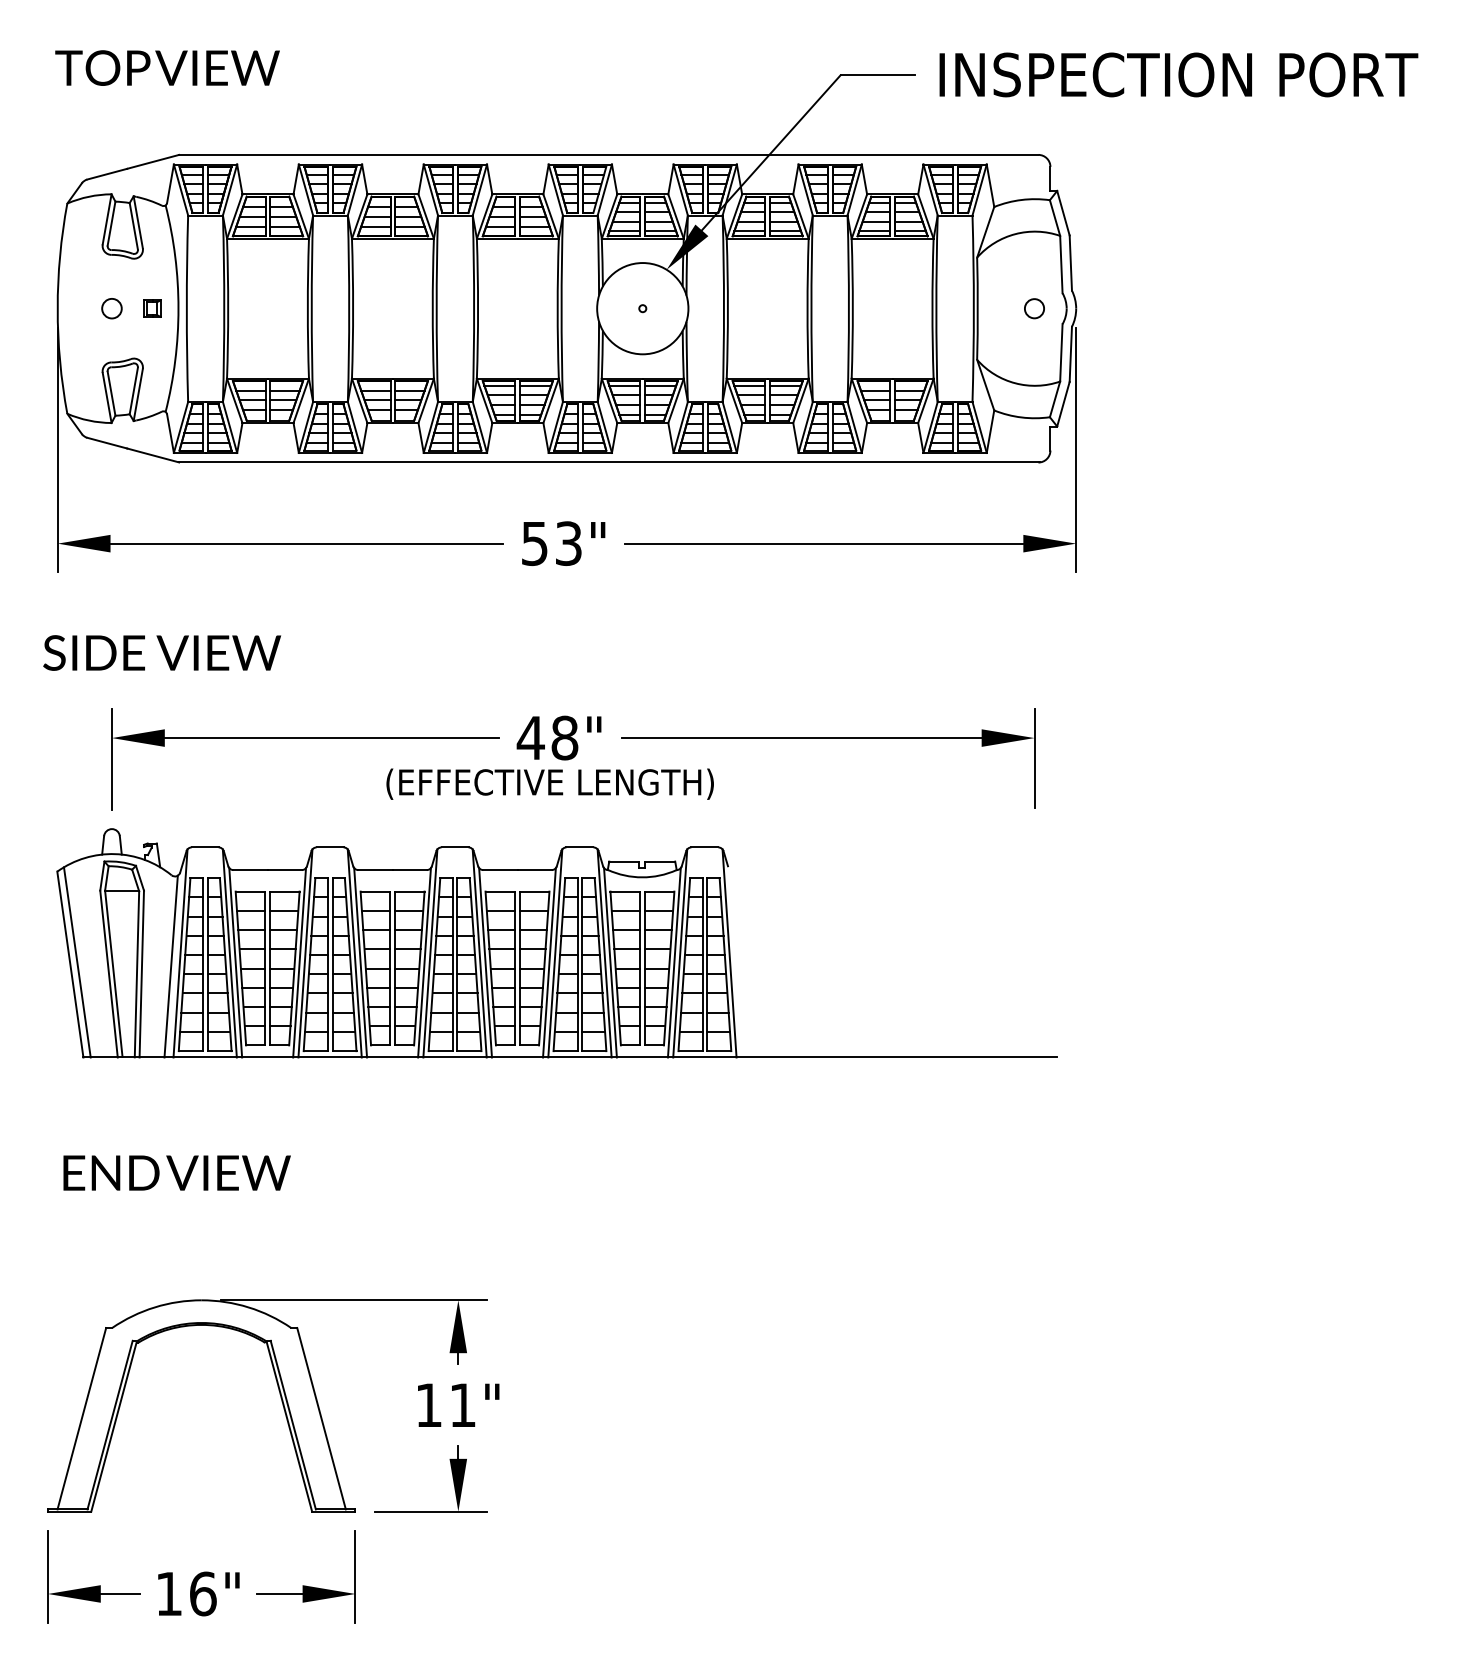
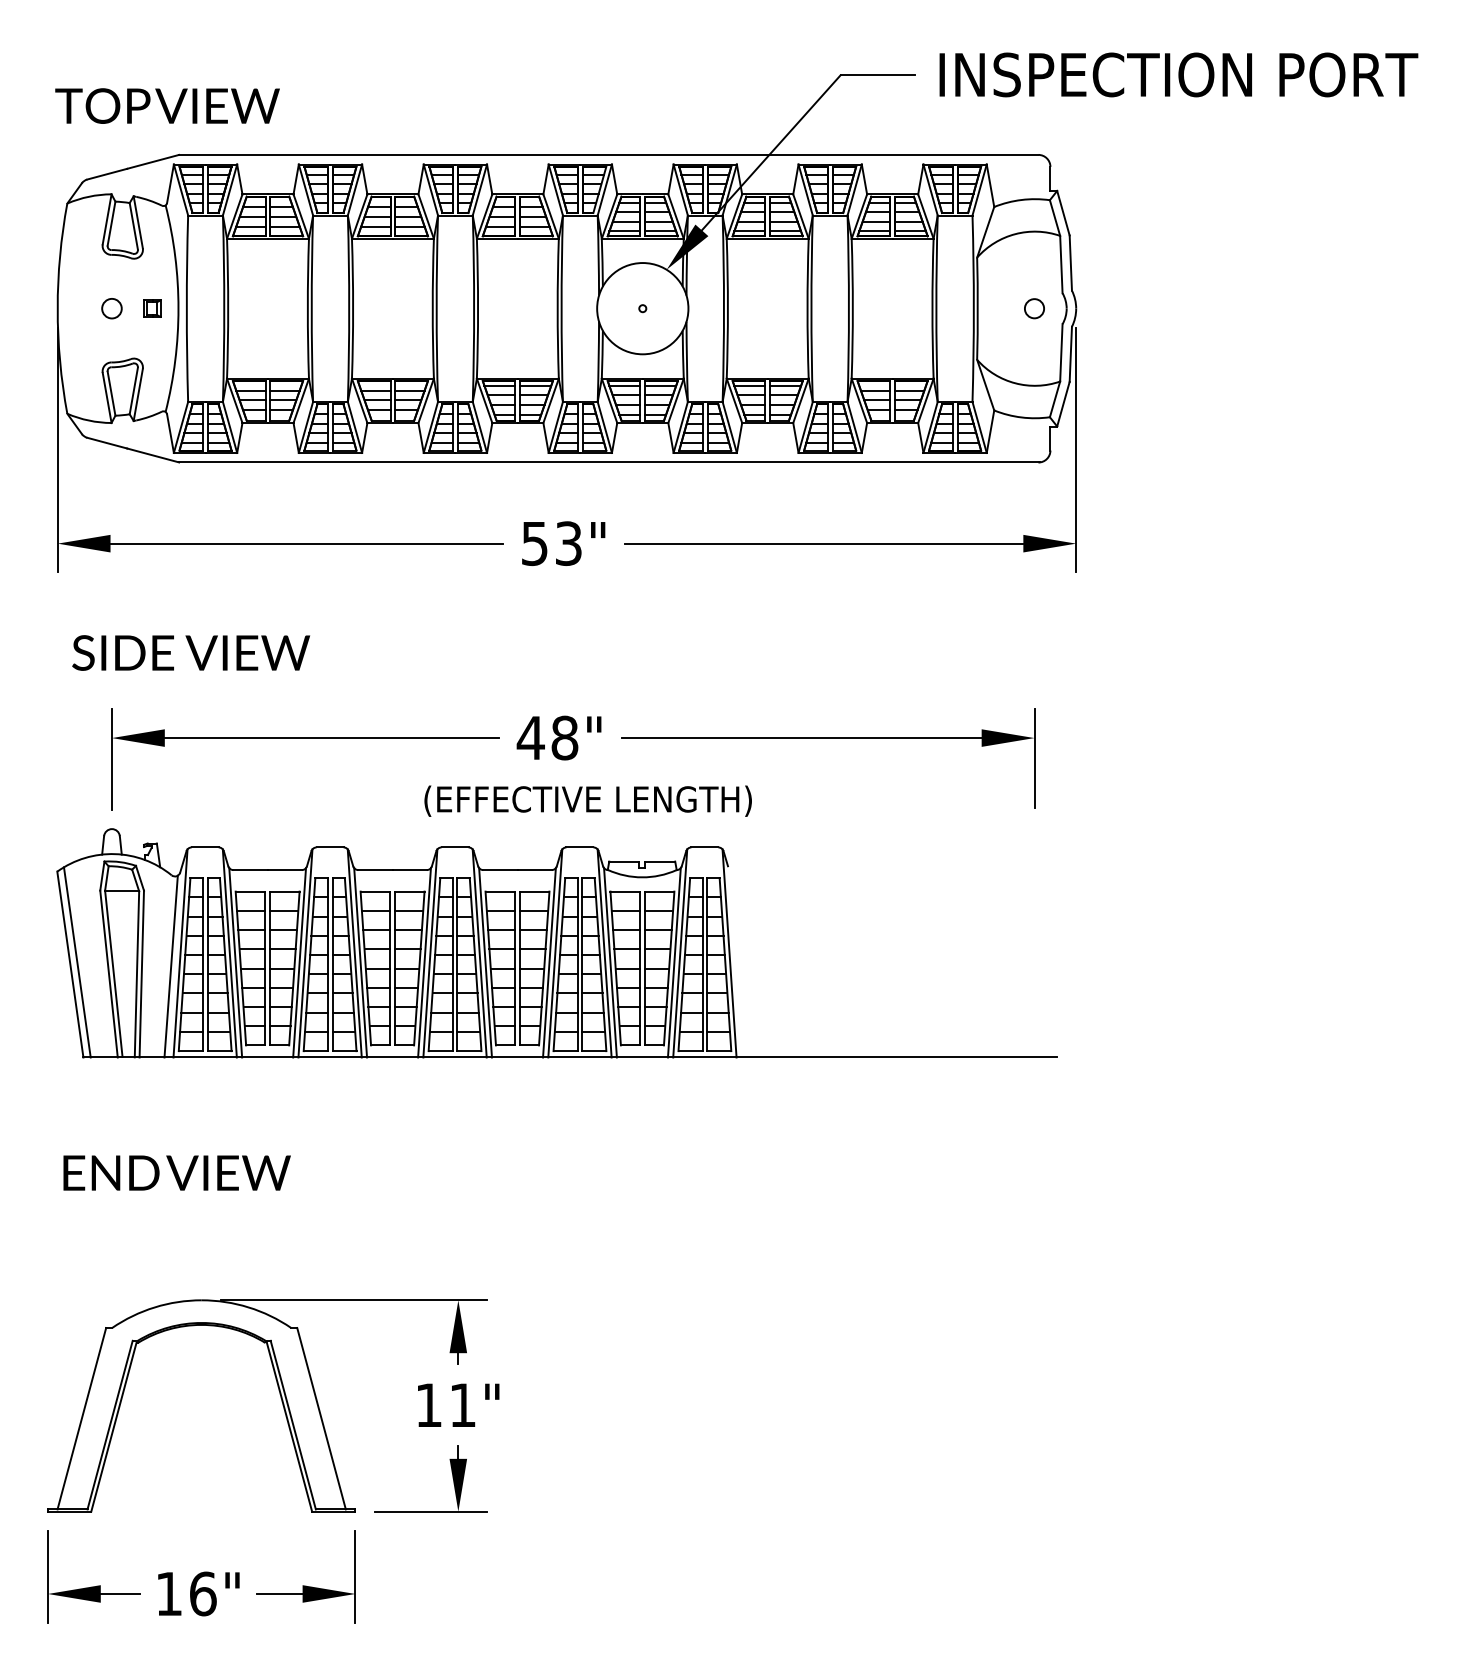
text position: (167, 67) -> (167, 105) (167, 105)
text position: (162, 652) -> (191, 652) (191, 652)
text position: (549, 783) -> (587, 800) (587, 800)
